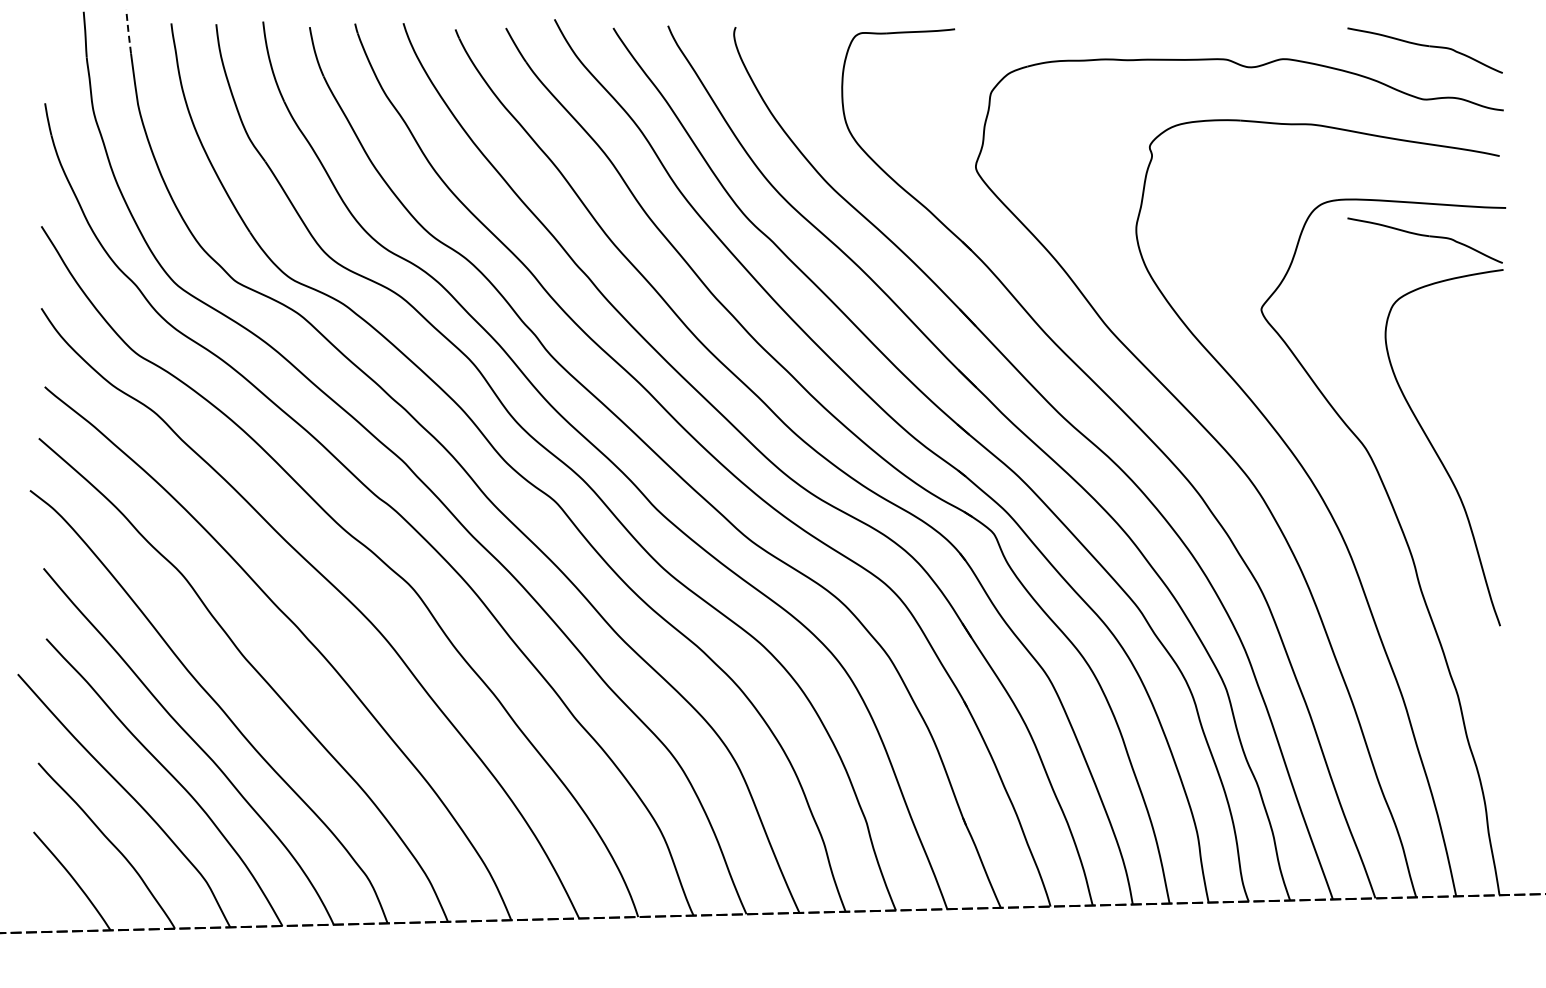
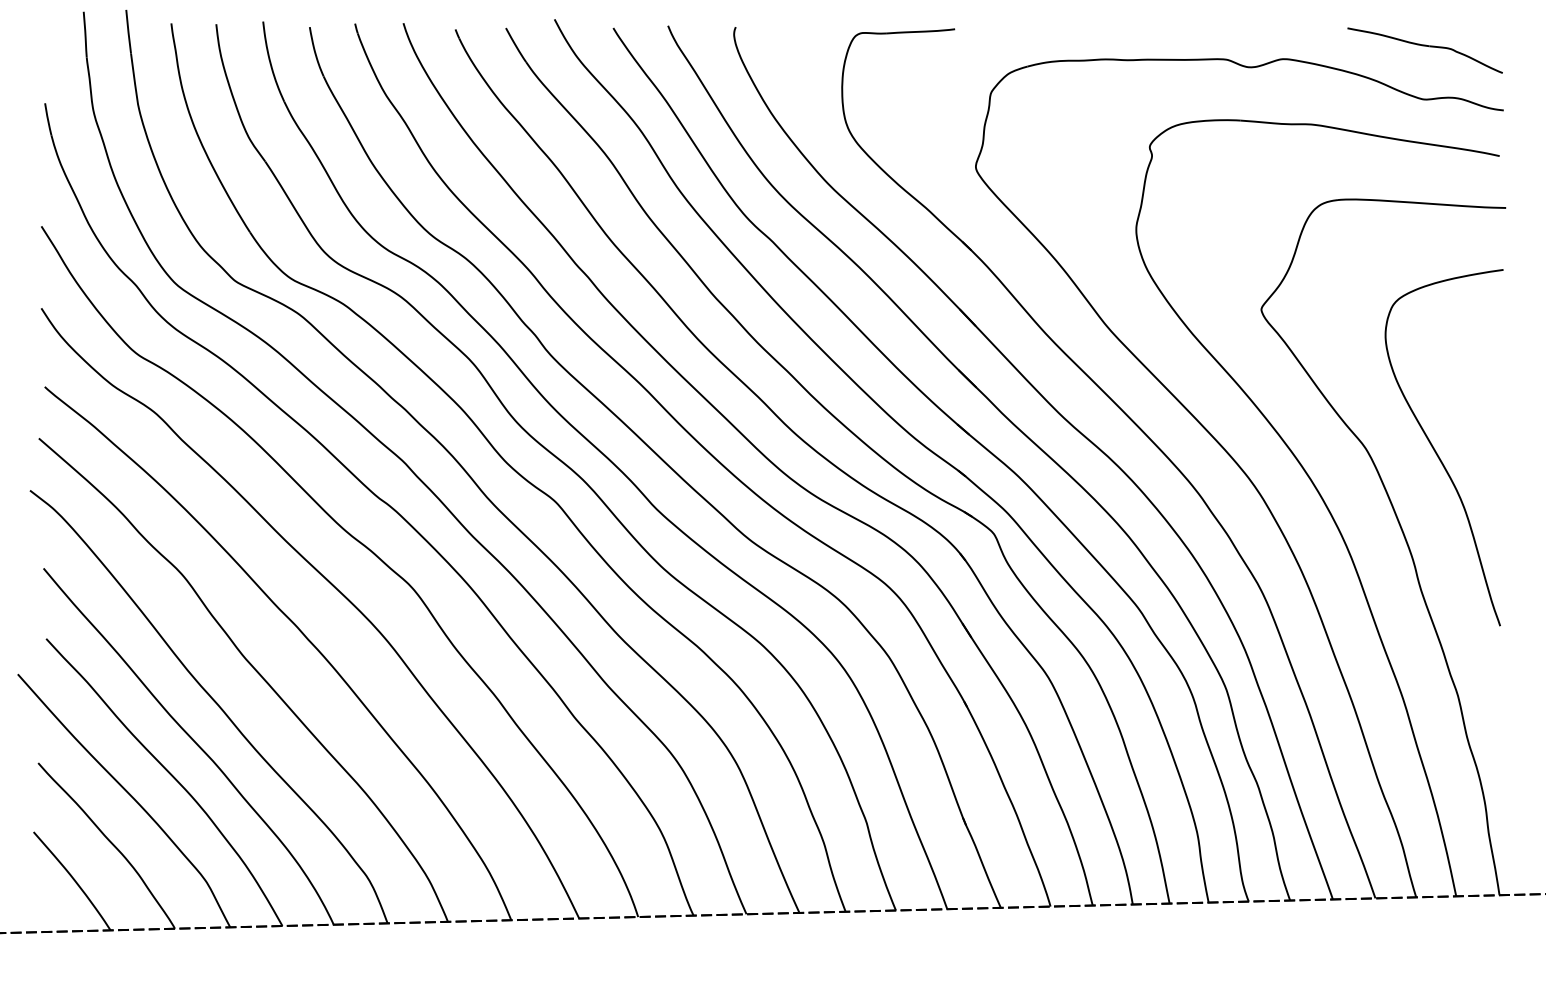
line: dashed -> solid (128, 32)
part: present -> none (1424, 240)
